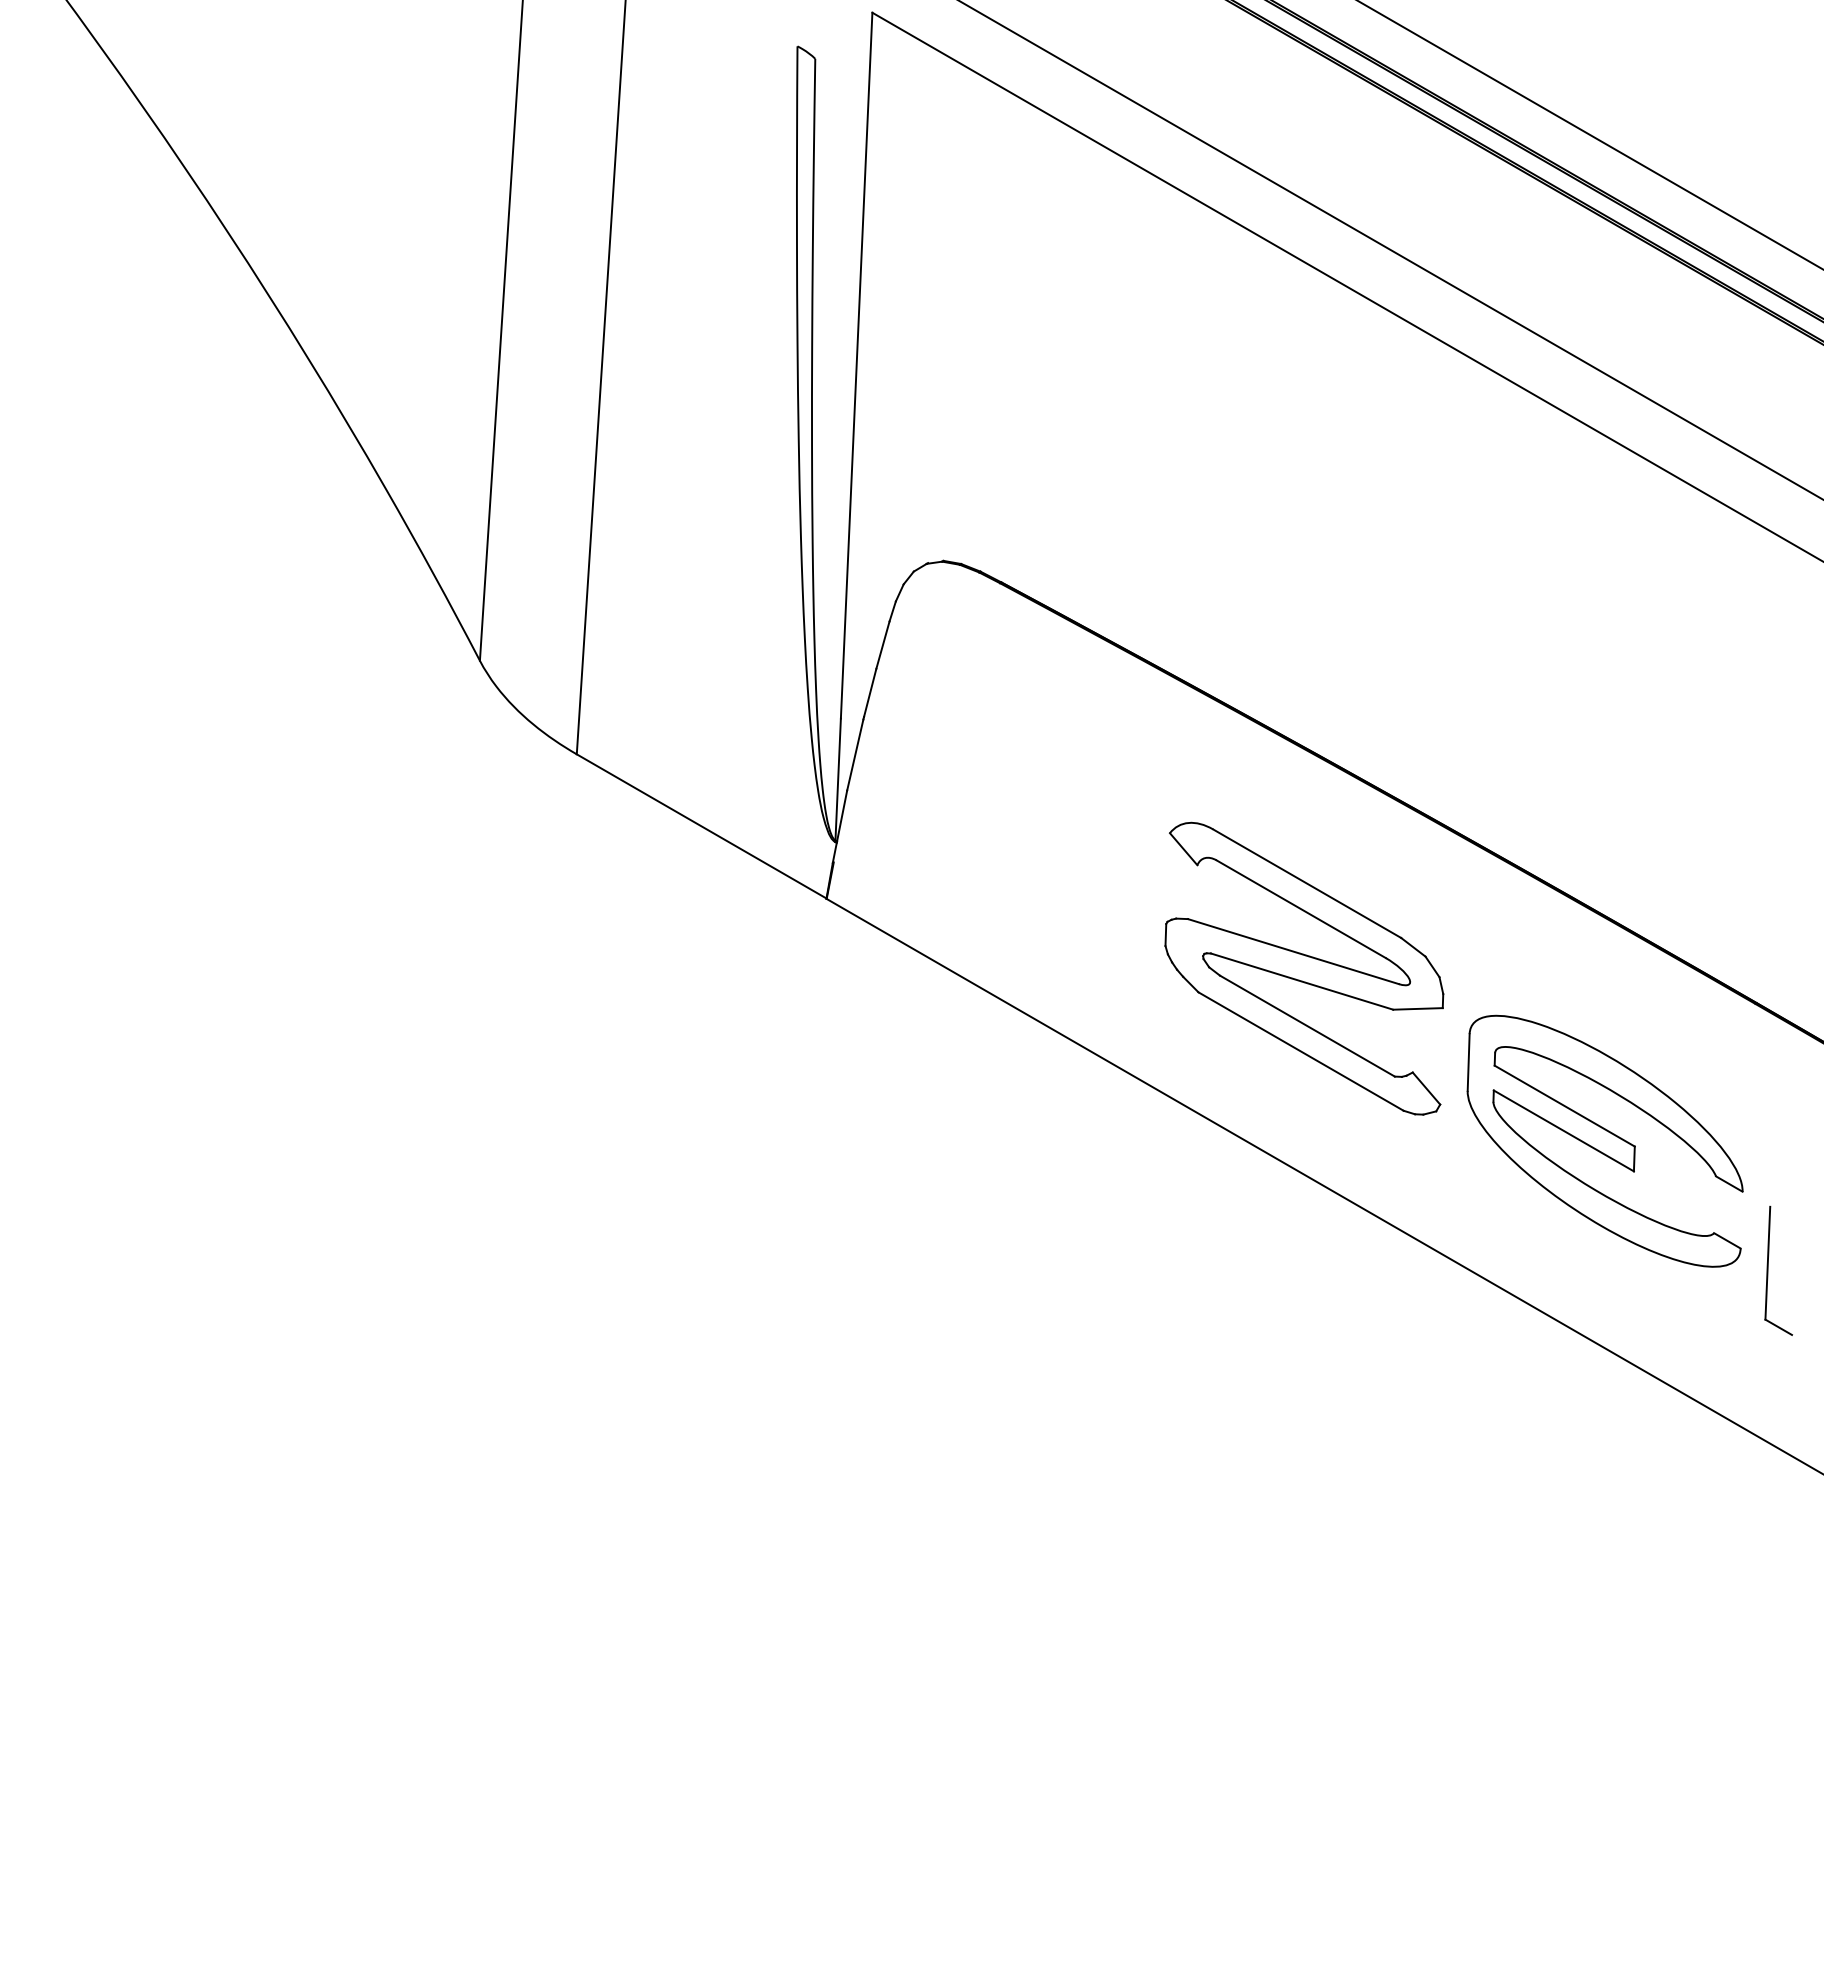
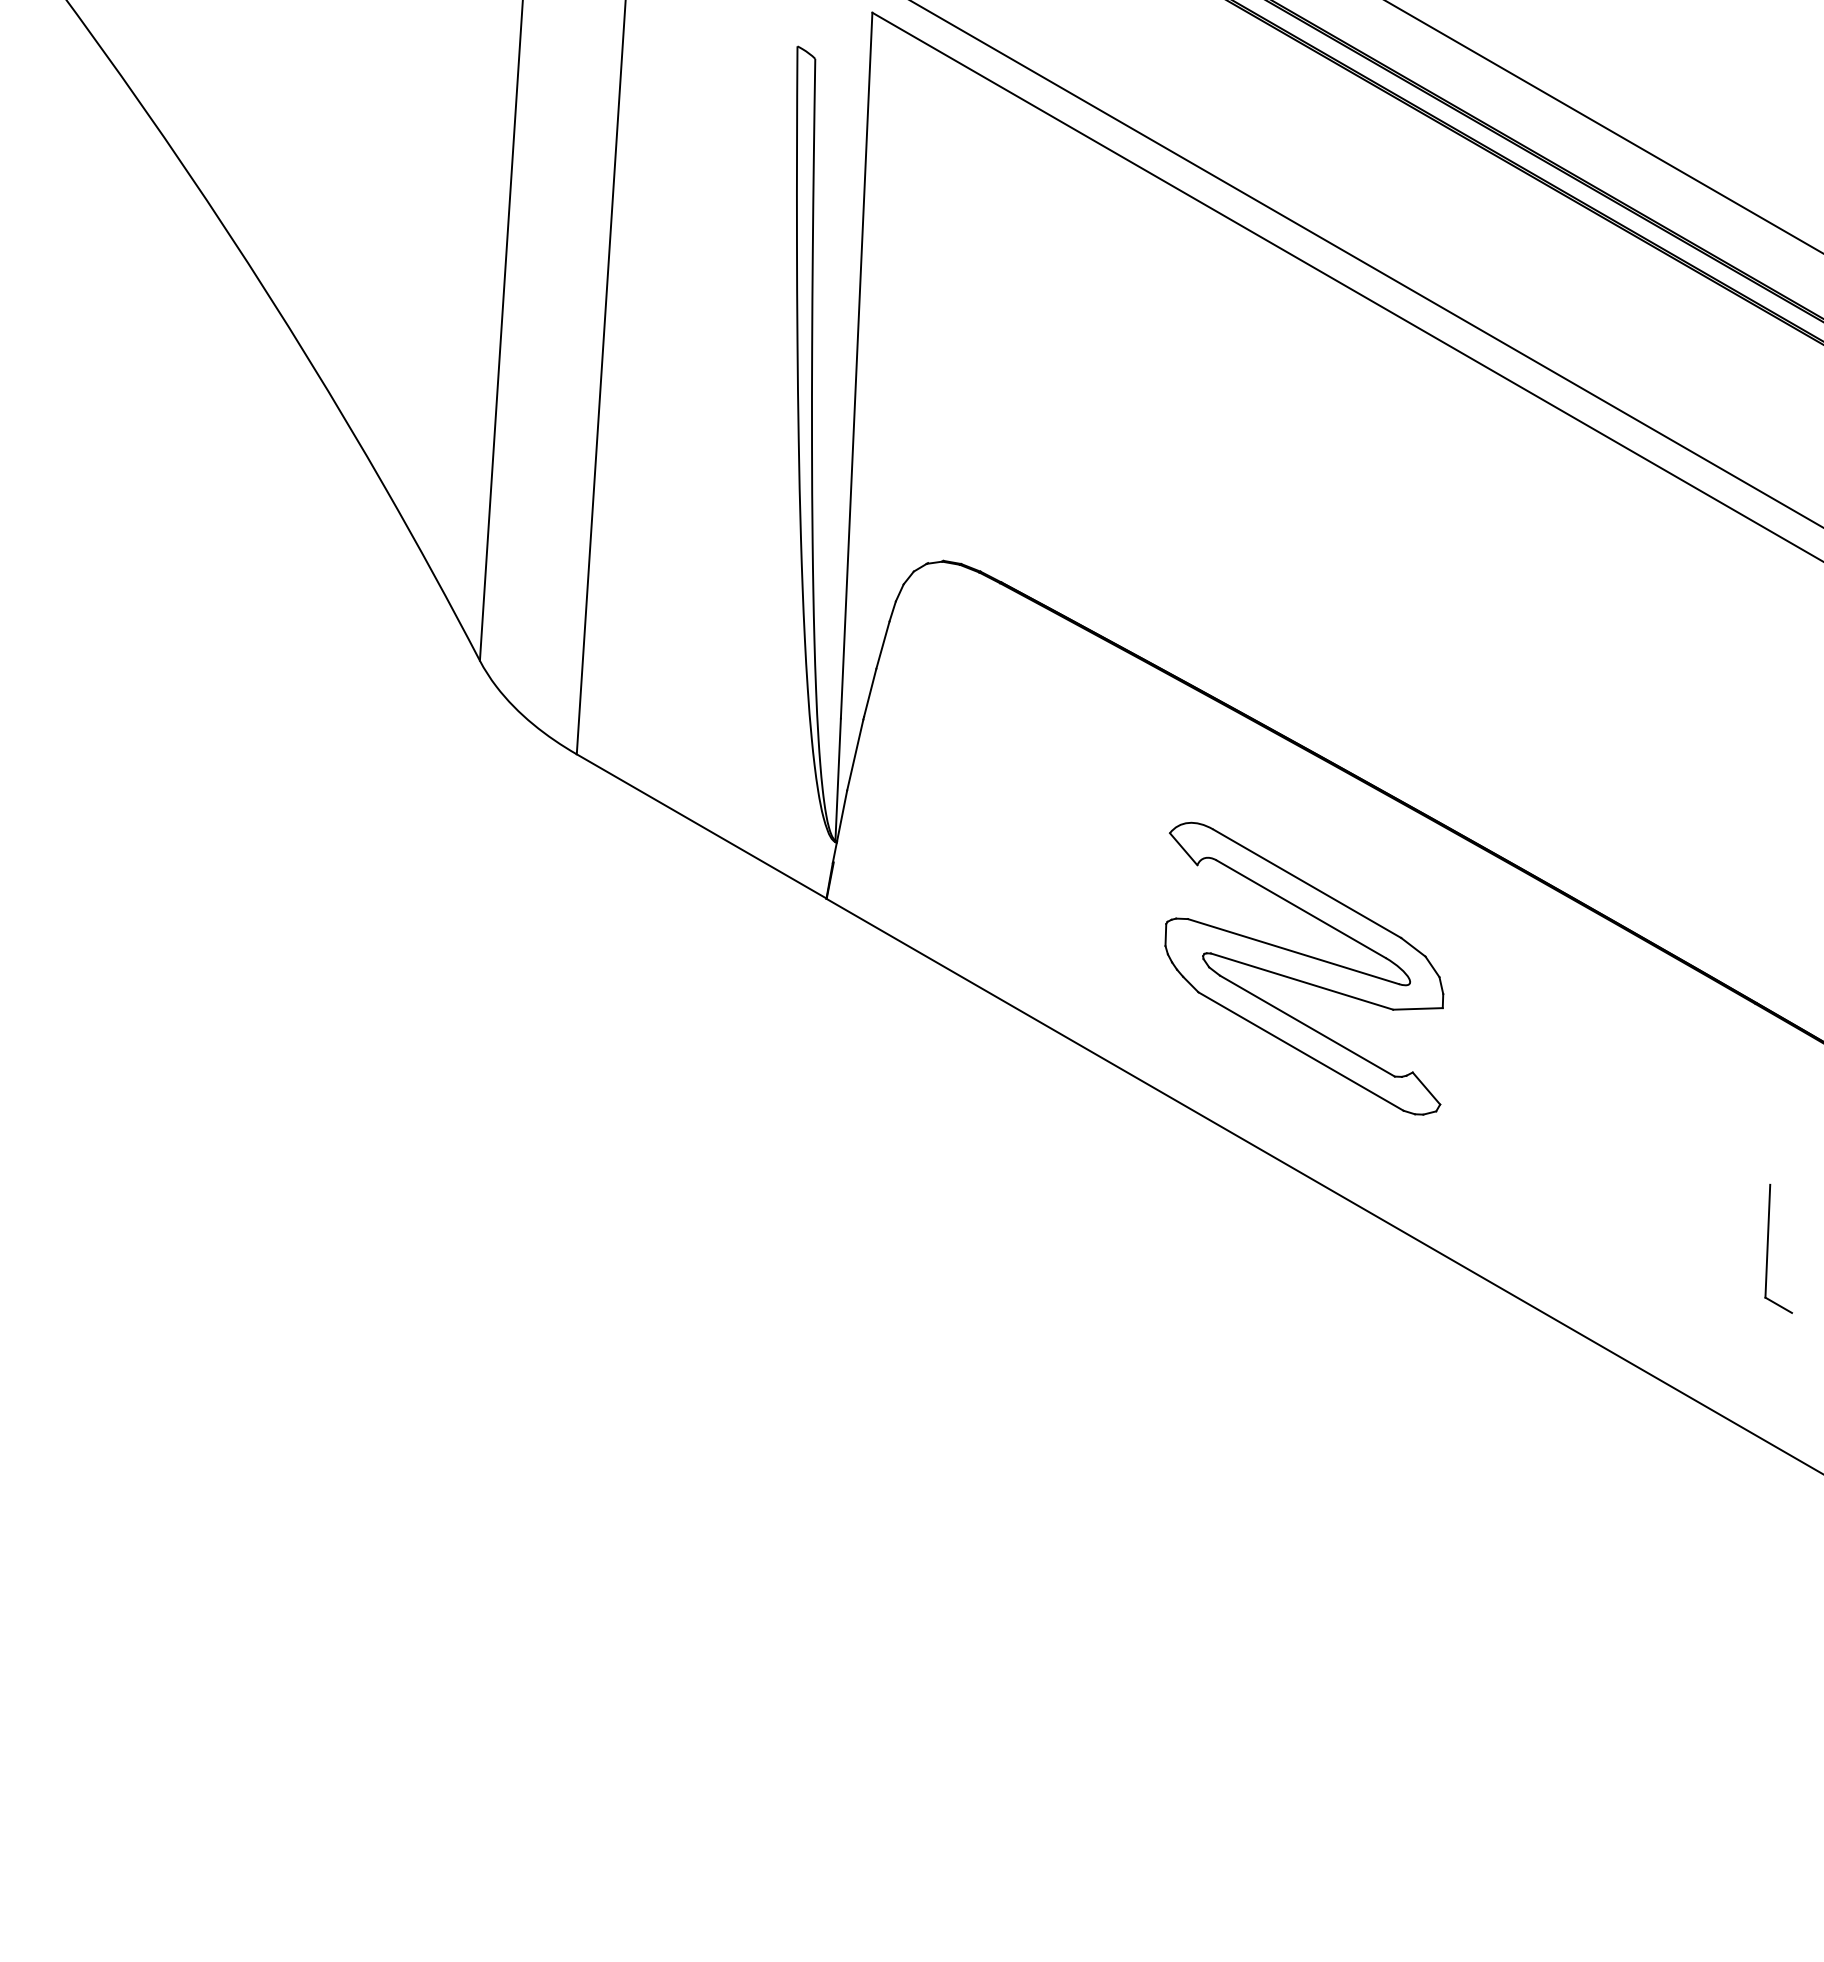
line position: (1589, 135) -> (1603, 127) (1603, 127)
line position: (1390, 250) -> (1366, 264) (1366, 264)
part: present -> none (1604, 1140)
part position: (1768, 1270) -> (1768, 1248) (1768, 1248)
